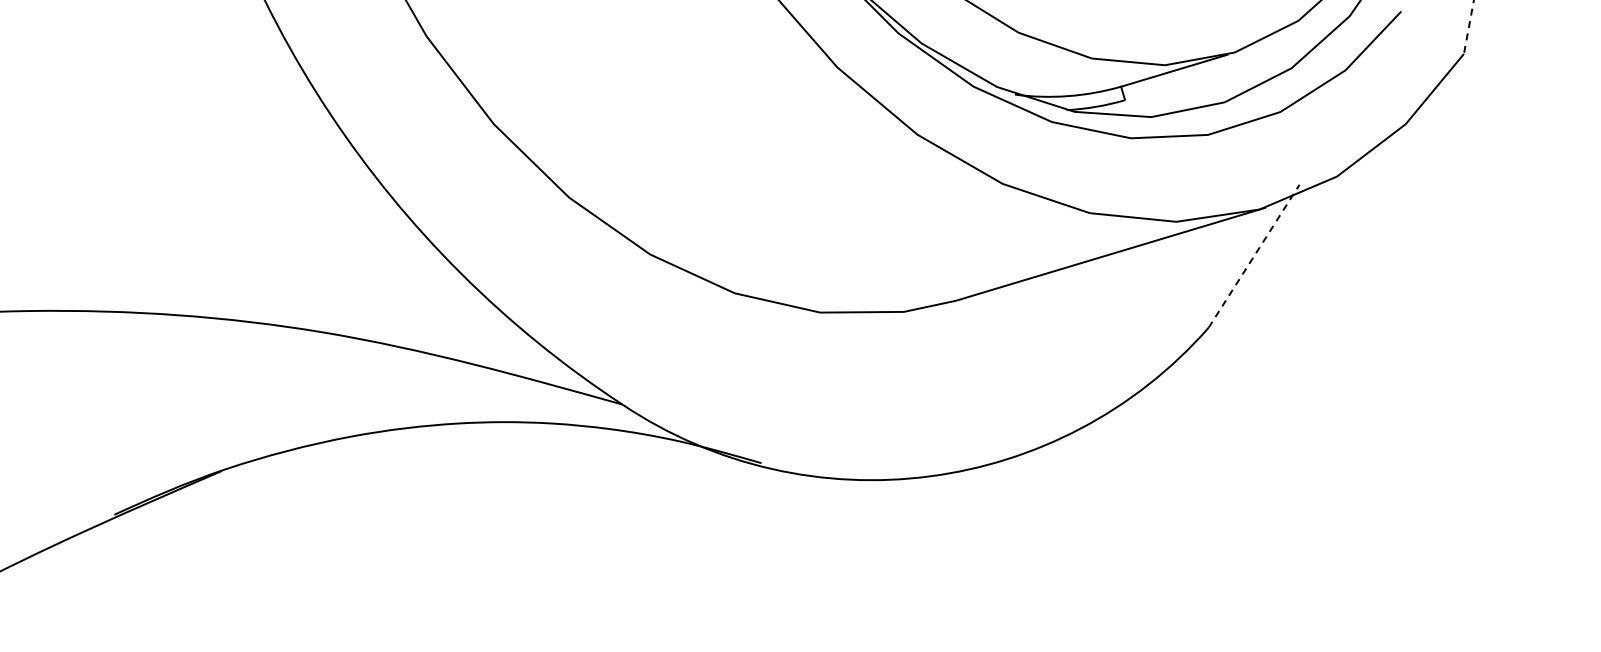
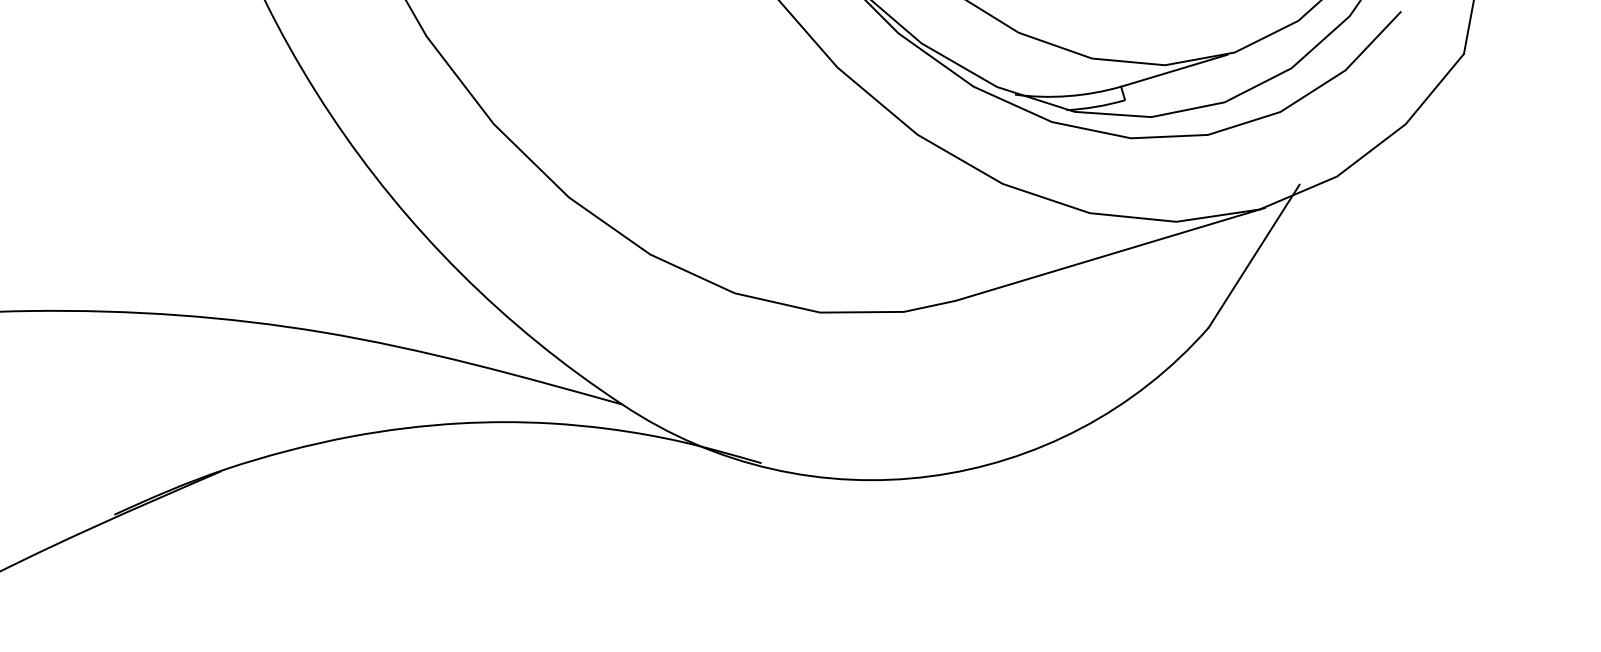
line: dashed -> solid (1468, 27)
line: dashed -> solid (1254, 256)
